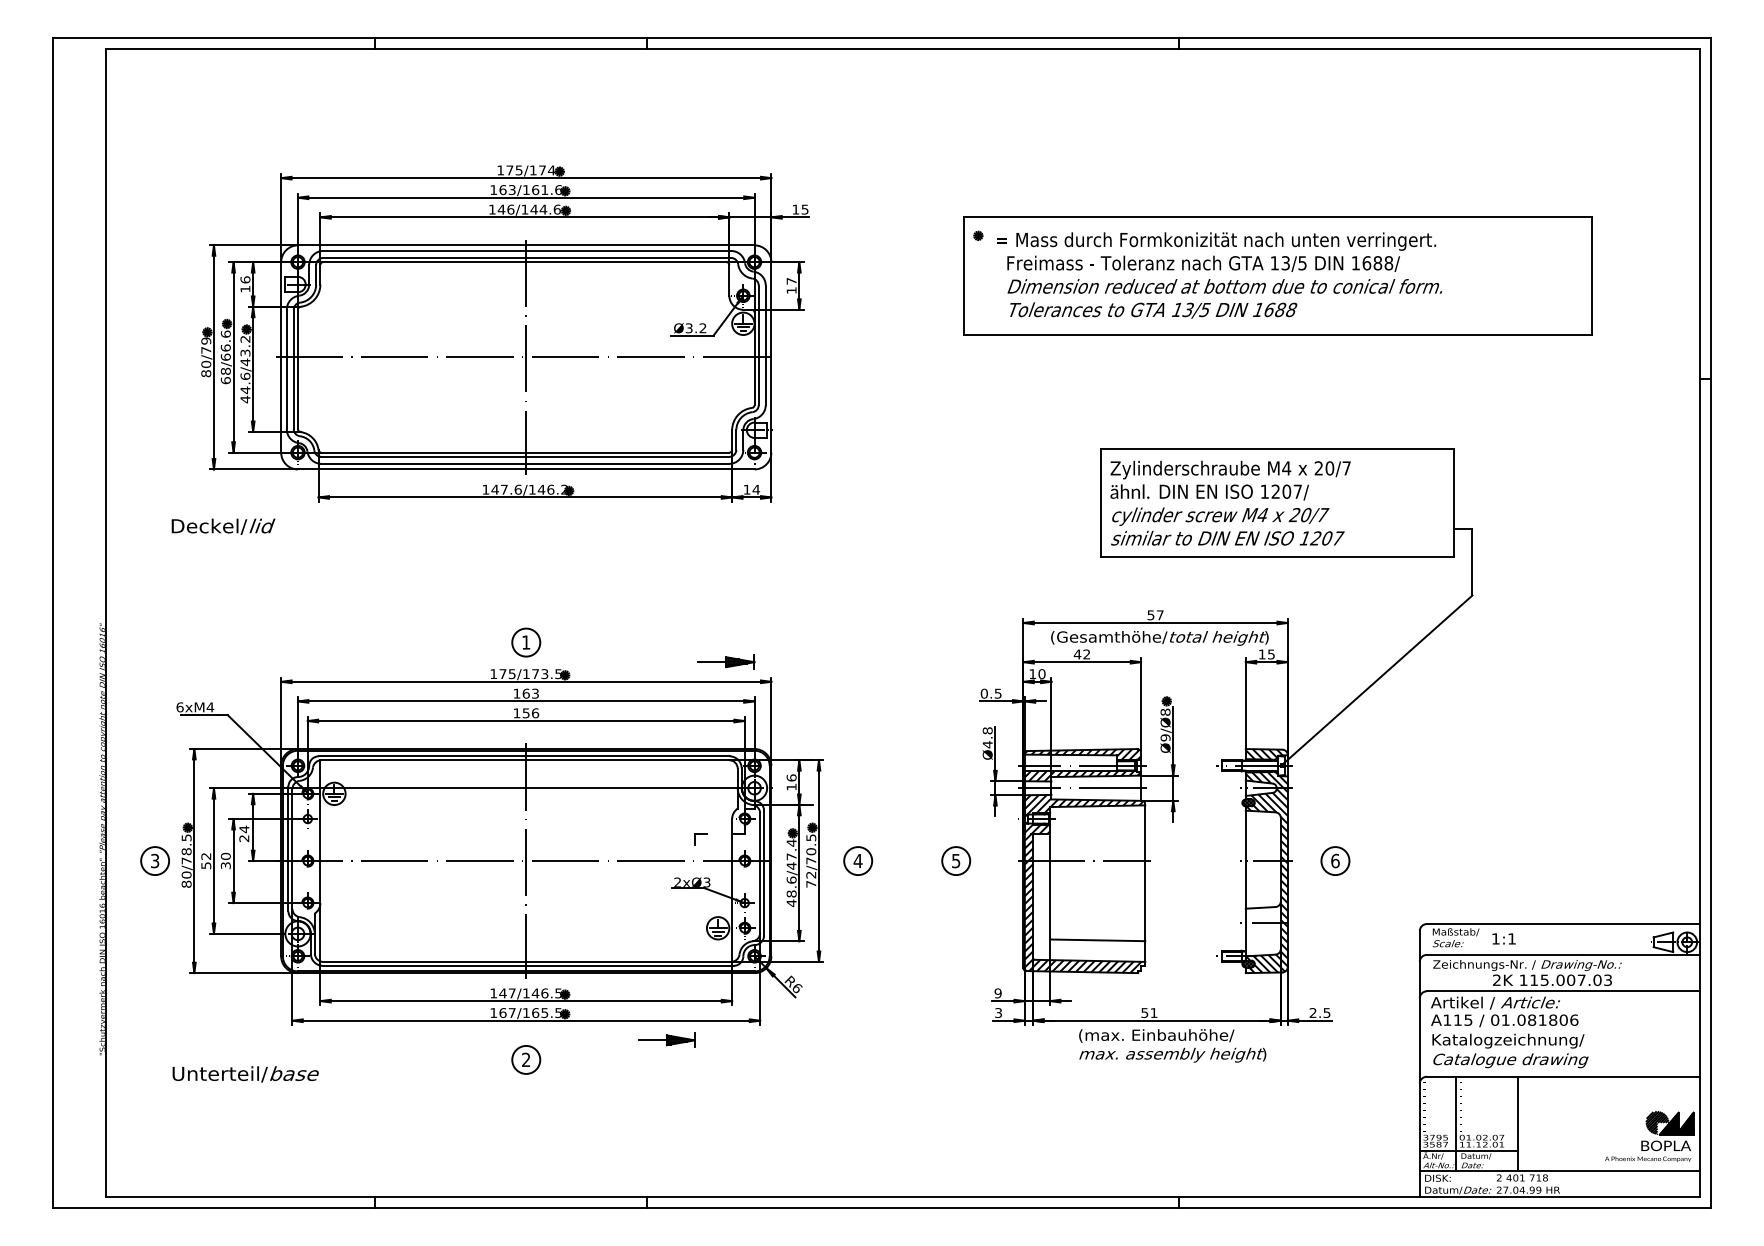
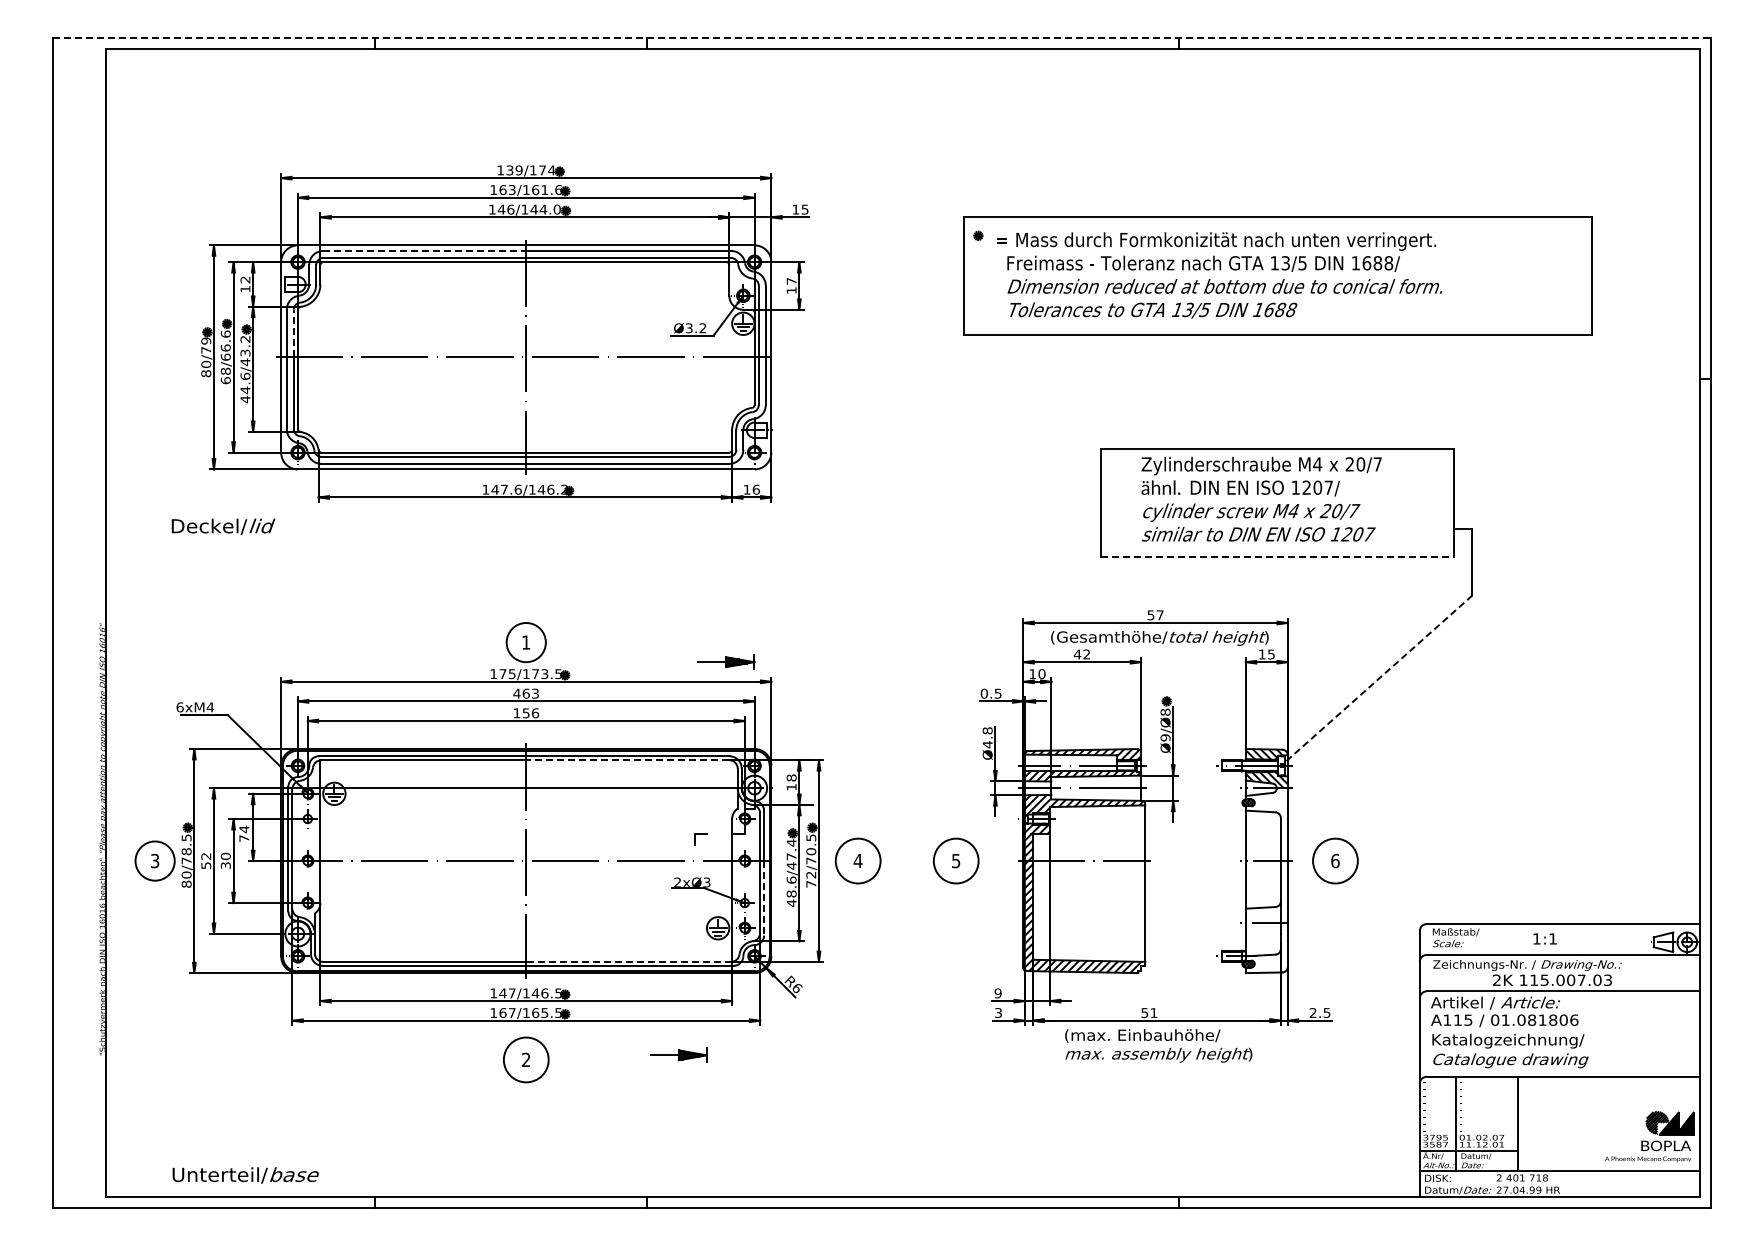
line: solid -> dashed (882, 37)
text: 175/174 -> 139/174 (514, 170)
text: 146/144.6 -> 146/144.0 (557, 209)
line: solid -> dashed (424, 250)
text: 16 -> 12 (245, 279)
line: solid -> dashed (293, 333)
text: 14 -> 16 (755, 489)
text position: (1230, 502) -> (1261, 498) (1261, 498)
line: solid -> dashed (1278, 556)
circle diameter: 28 px -> 39 px (525, 642)
line: solid -> dashed (1376, 680)
text: 163 -> 463 (516, 693)
line: solid -> dashed (627, 760)
text: 16 -> 18 (791, 777)
text: 24 -> 74 (244, 838)
circle diameter: 28 px -> 39 px (154, 860)
circle diameter: 28 px -> 45 px (857, 860)
circle diameter: 28 px -> 45 px (955, 860)
circle diameter: 28 px -> 45 px (1335, 860)
hatch: present -> none (1266, 880)
line: solid -> dashed (764, 898)
text position: (1503, 938) -> (1544, 938) (1544, 938)
line: present -> none (1097, 940)
line: solid -> dashed (629, 961)
part position: (666, 1039) -> (678, 1054) (678, 1054)
text position: (1172, 1045) -> (1158, 1045) (1158, 1045)
circle diameter: 28 px -> 45 px (525, 1059)
text position: (245, 1074) -> (245, 1175) (245, 1175)
